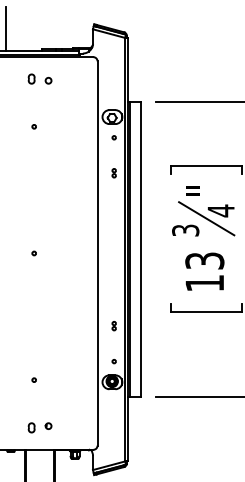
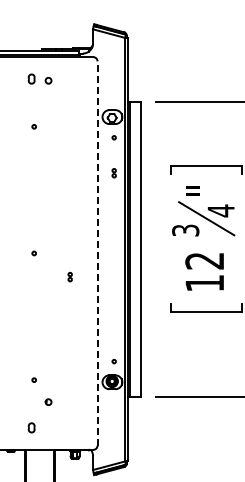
line: present -> none (6, 29)
line: solid -> dashed (97, 252)
text: 13 -> 12 (204, 260)
part position: (113, 326) -> (69, 277) (69, 277)
part position: (48, 425) -> (48, 401) (48, 401)
